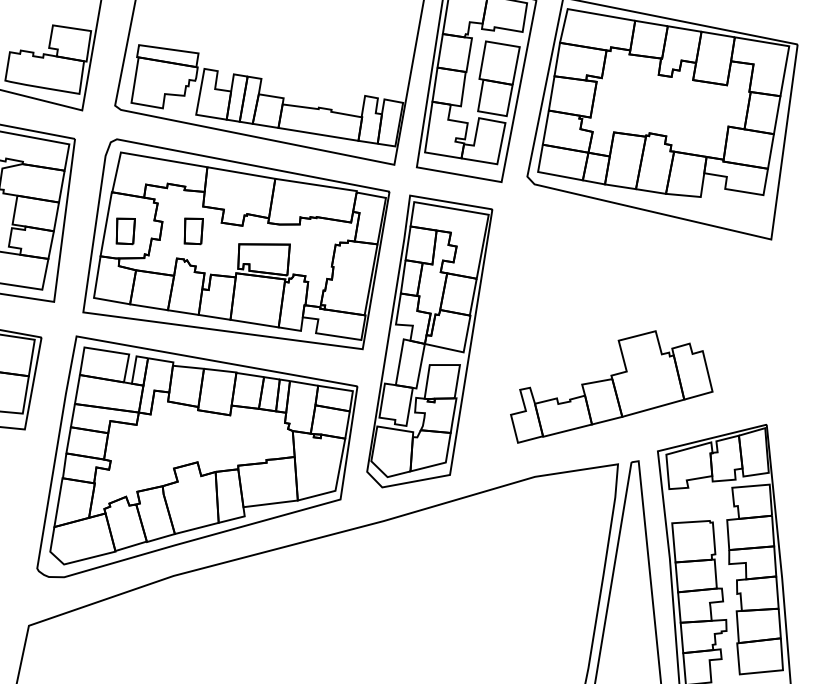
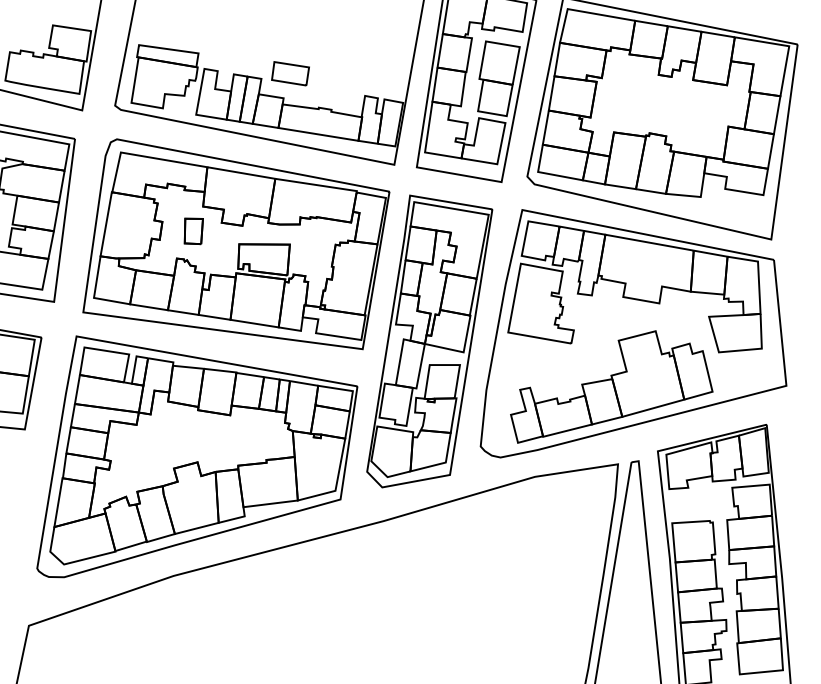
part: none -> present (290, 73)
part: present -> none (125, 231)
part: none -> present (633, 333)
